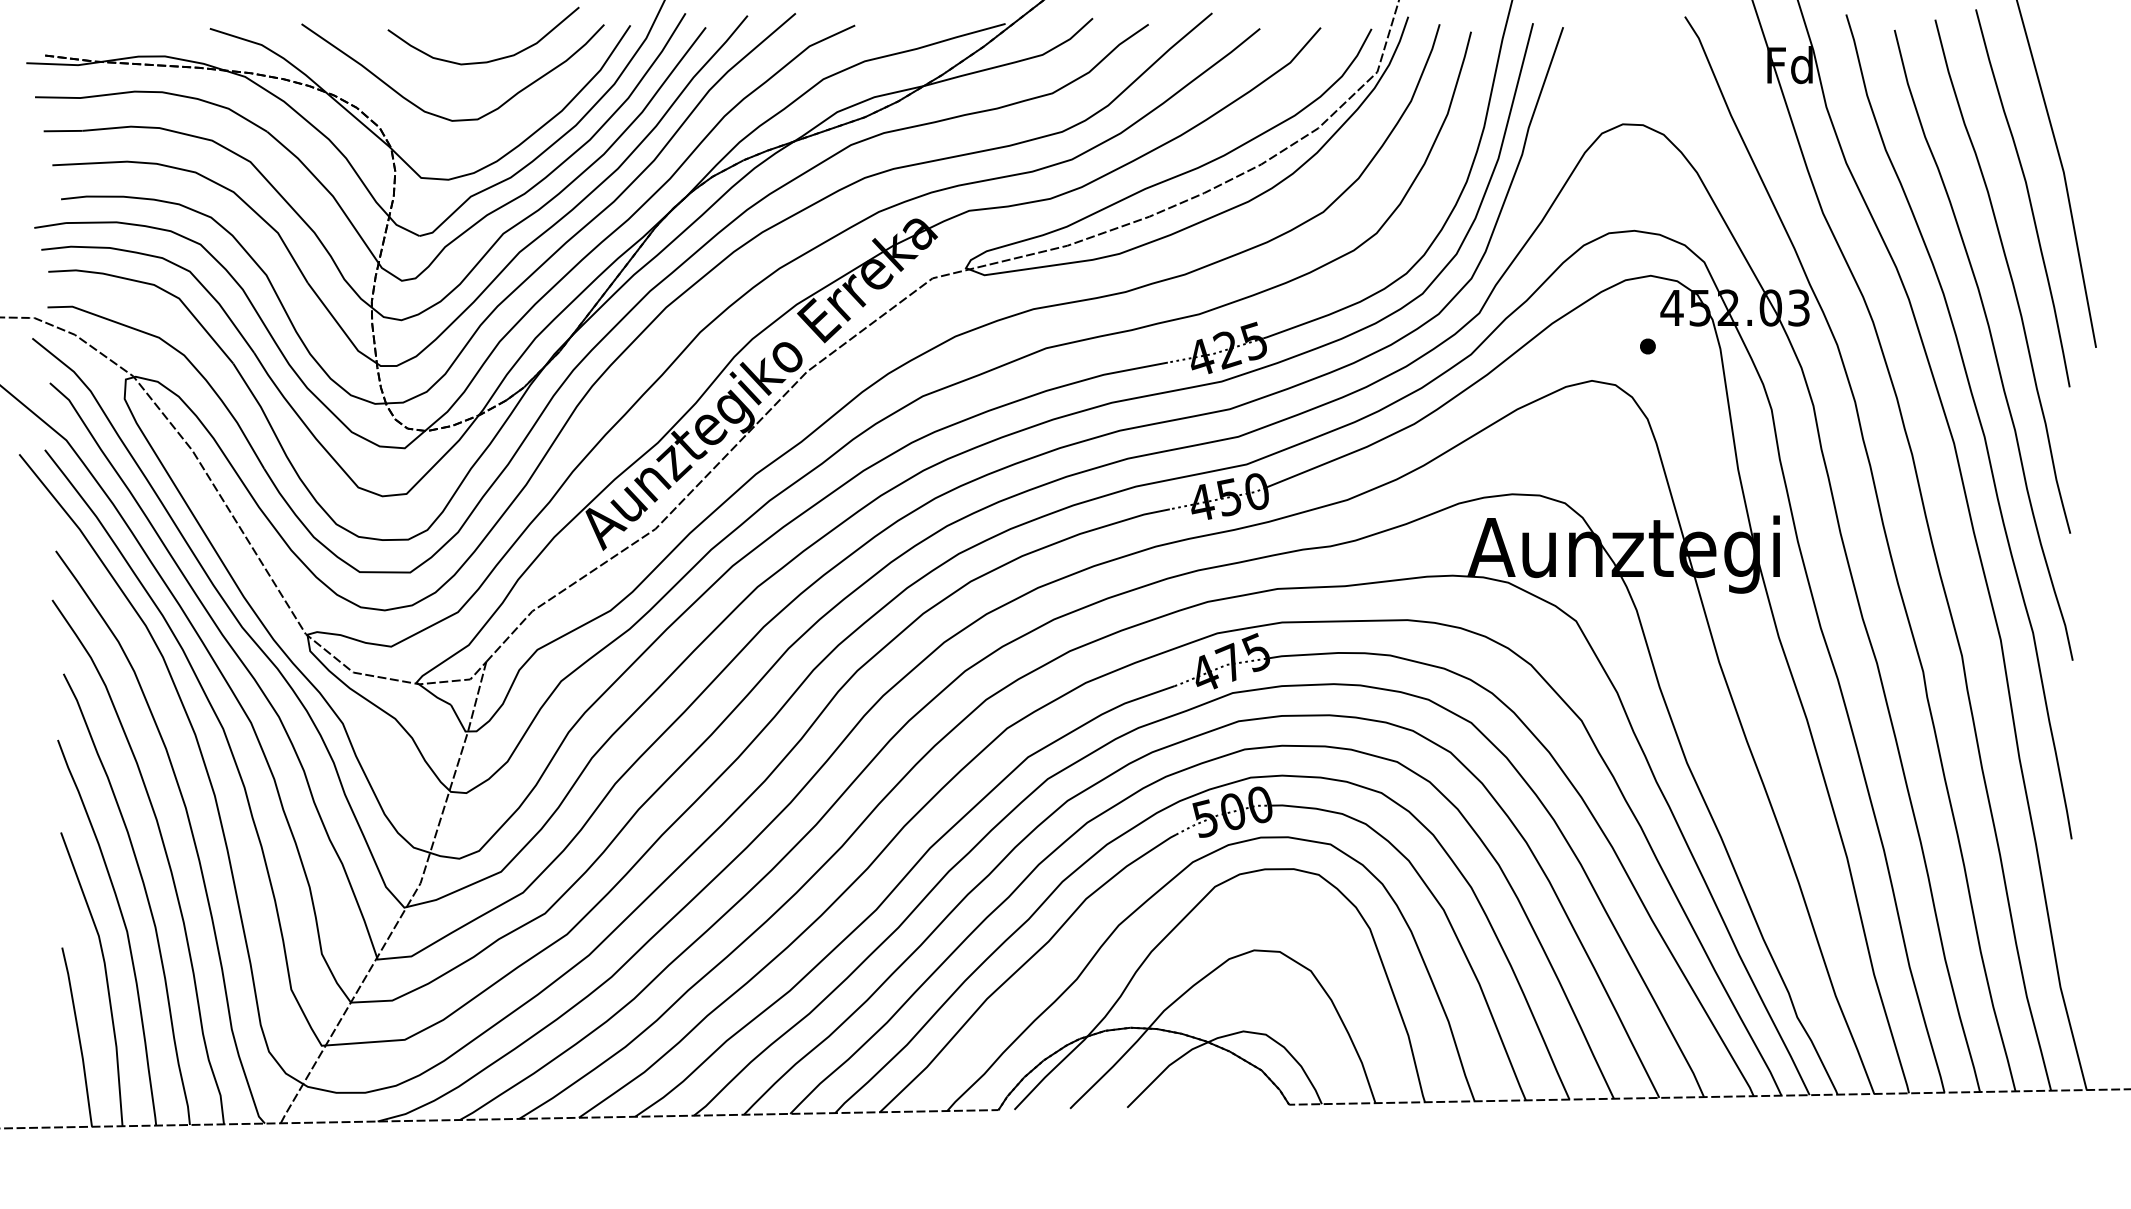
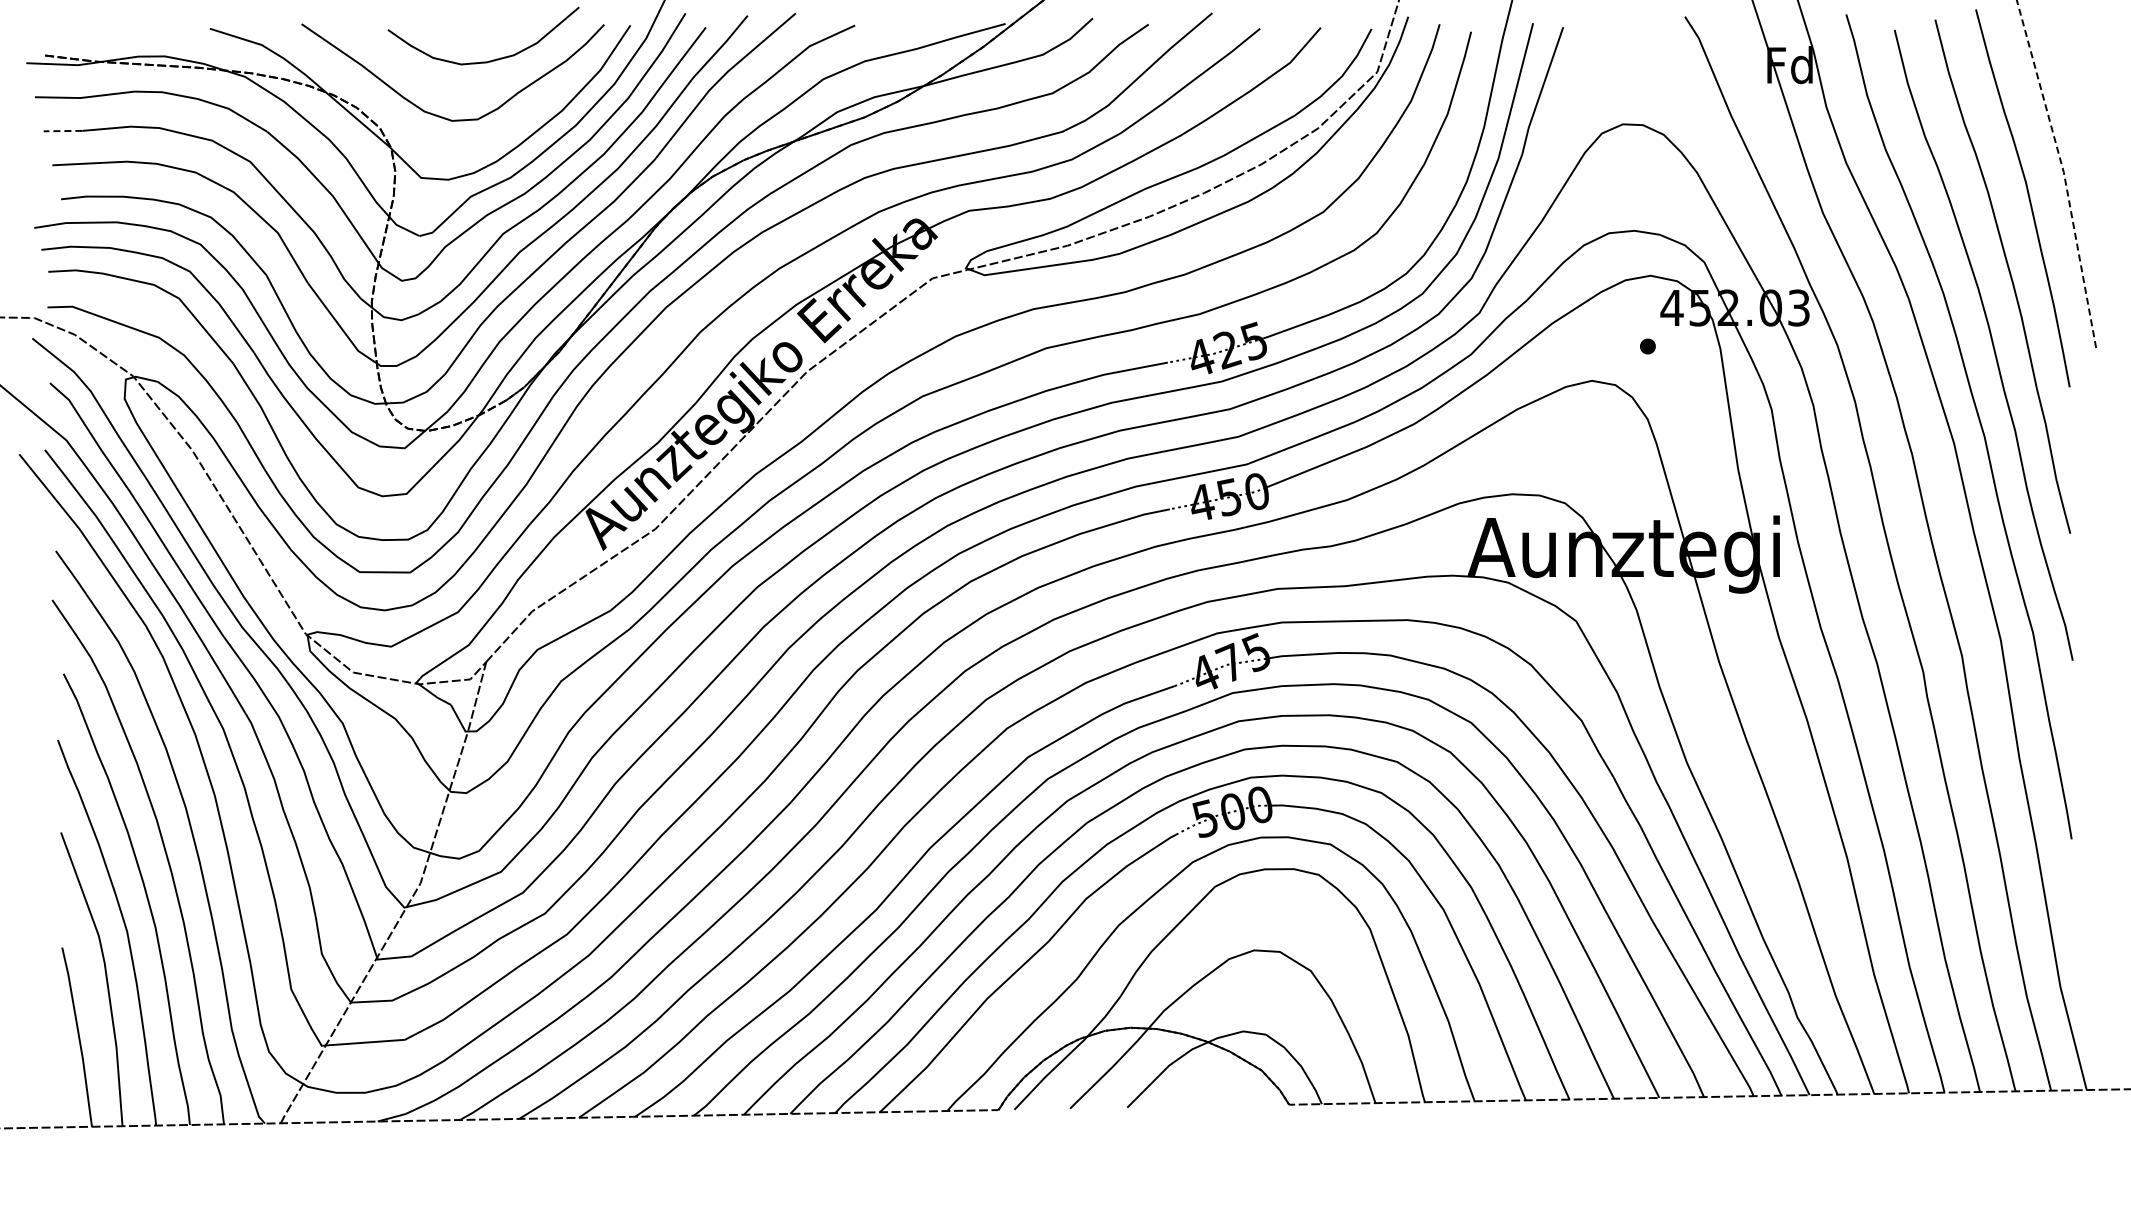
line: solid -> dashed (62, 131)
line: solid -> dashed (2063, 172)
